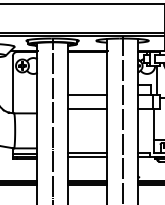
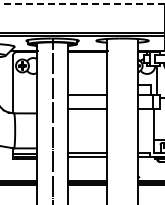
line: solid -> dashed (82, 3)
line: present -> none (122, 118)
